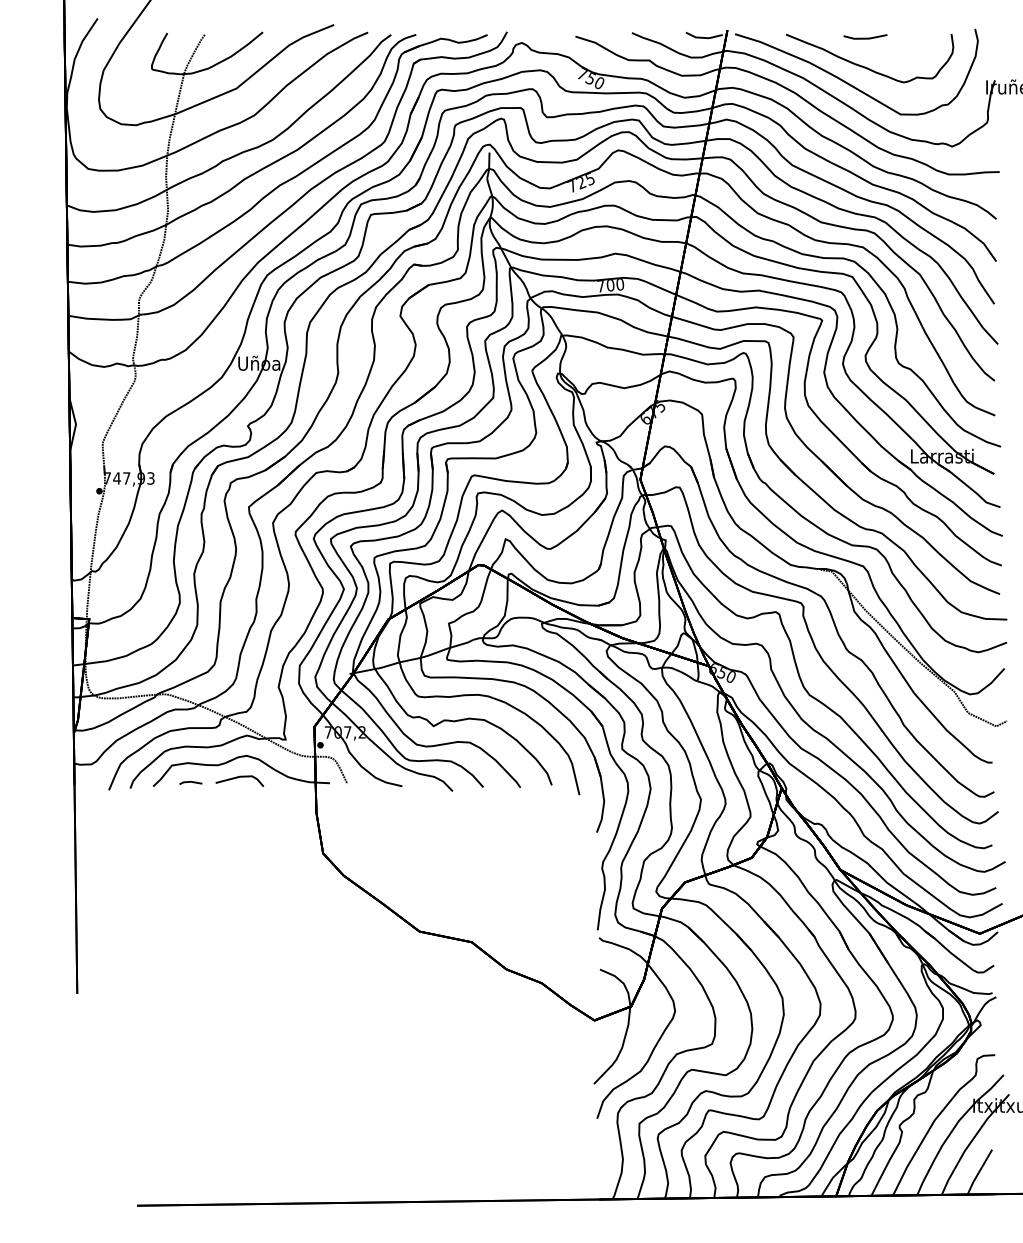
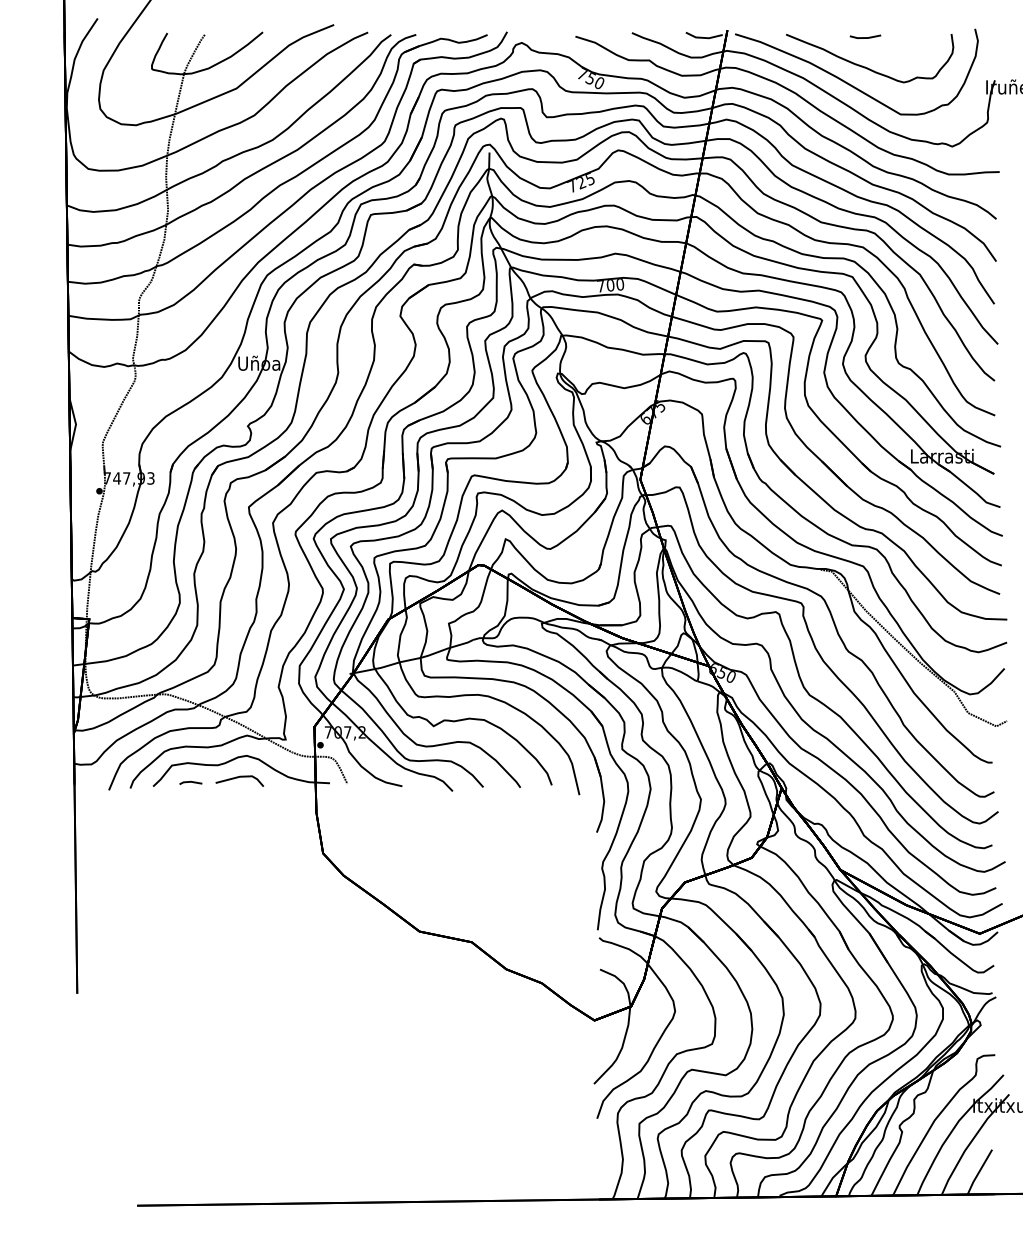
part size: 45x6 px -> 33x5 px (865, 36)
